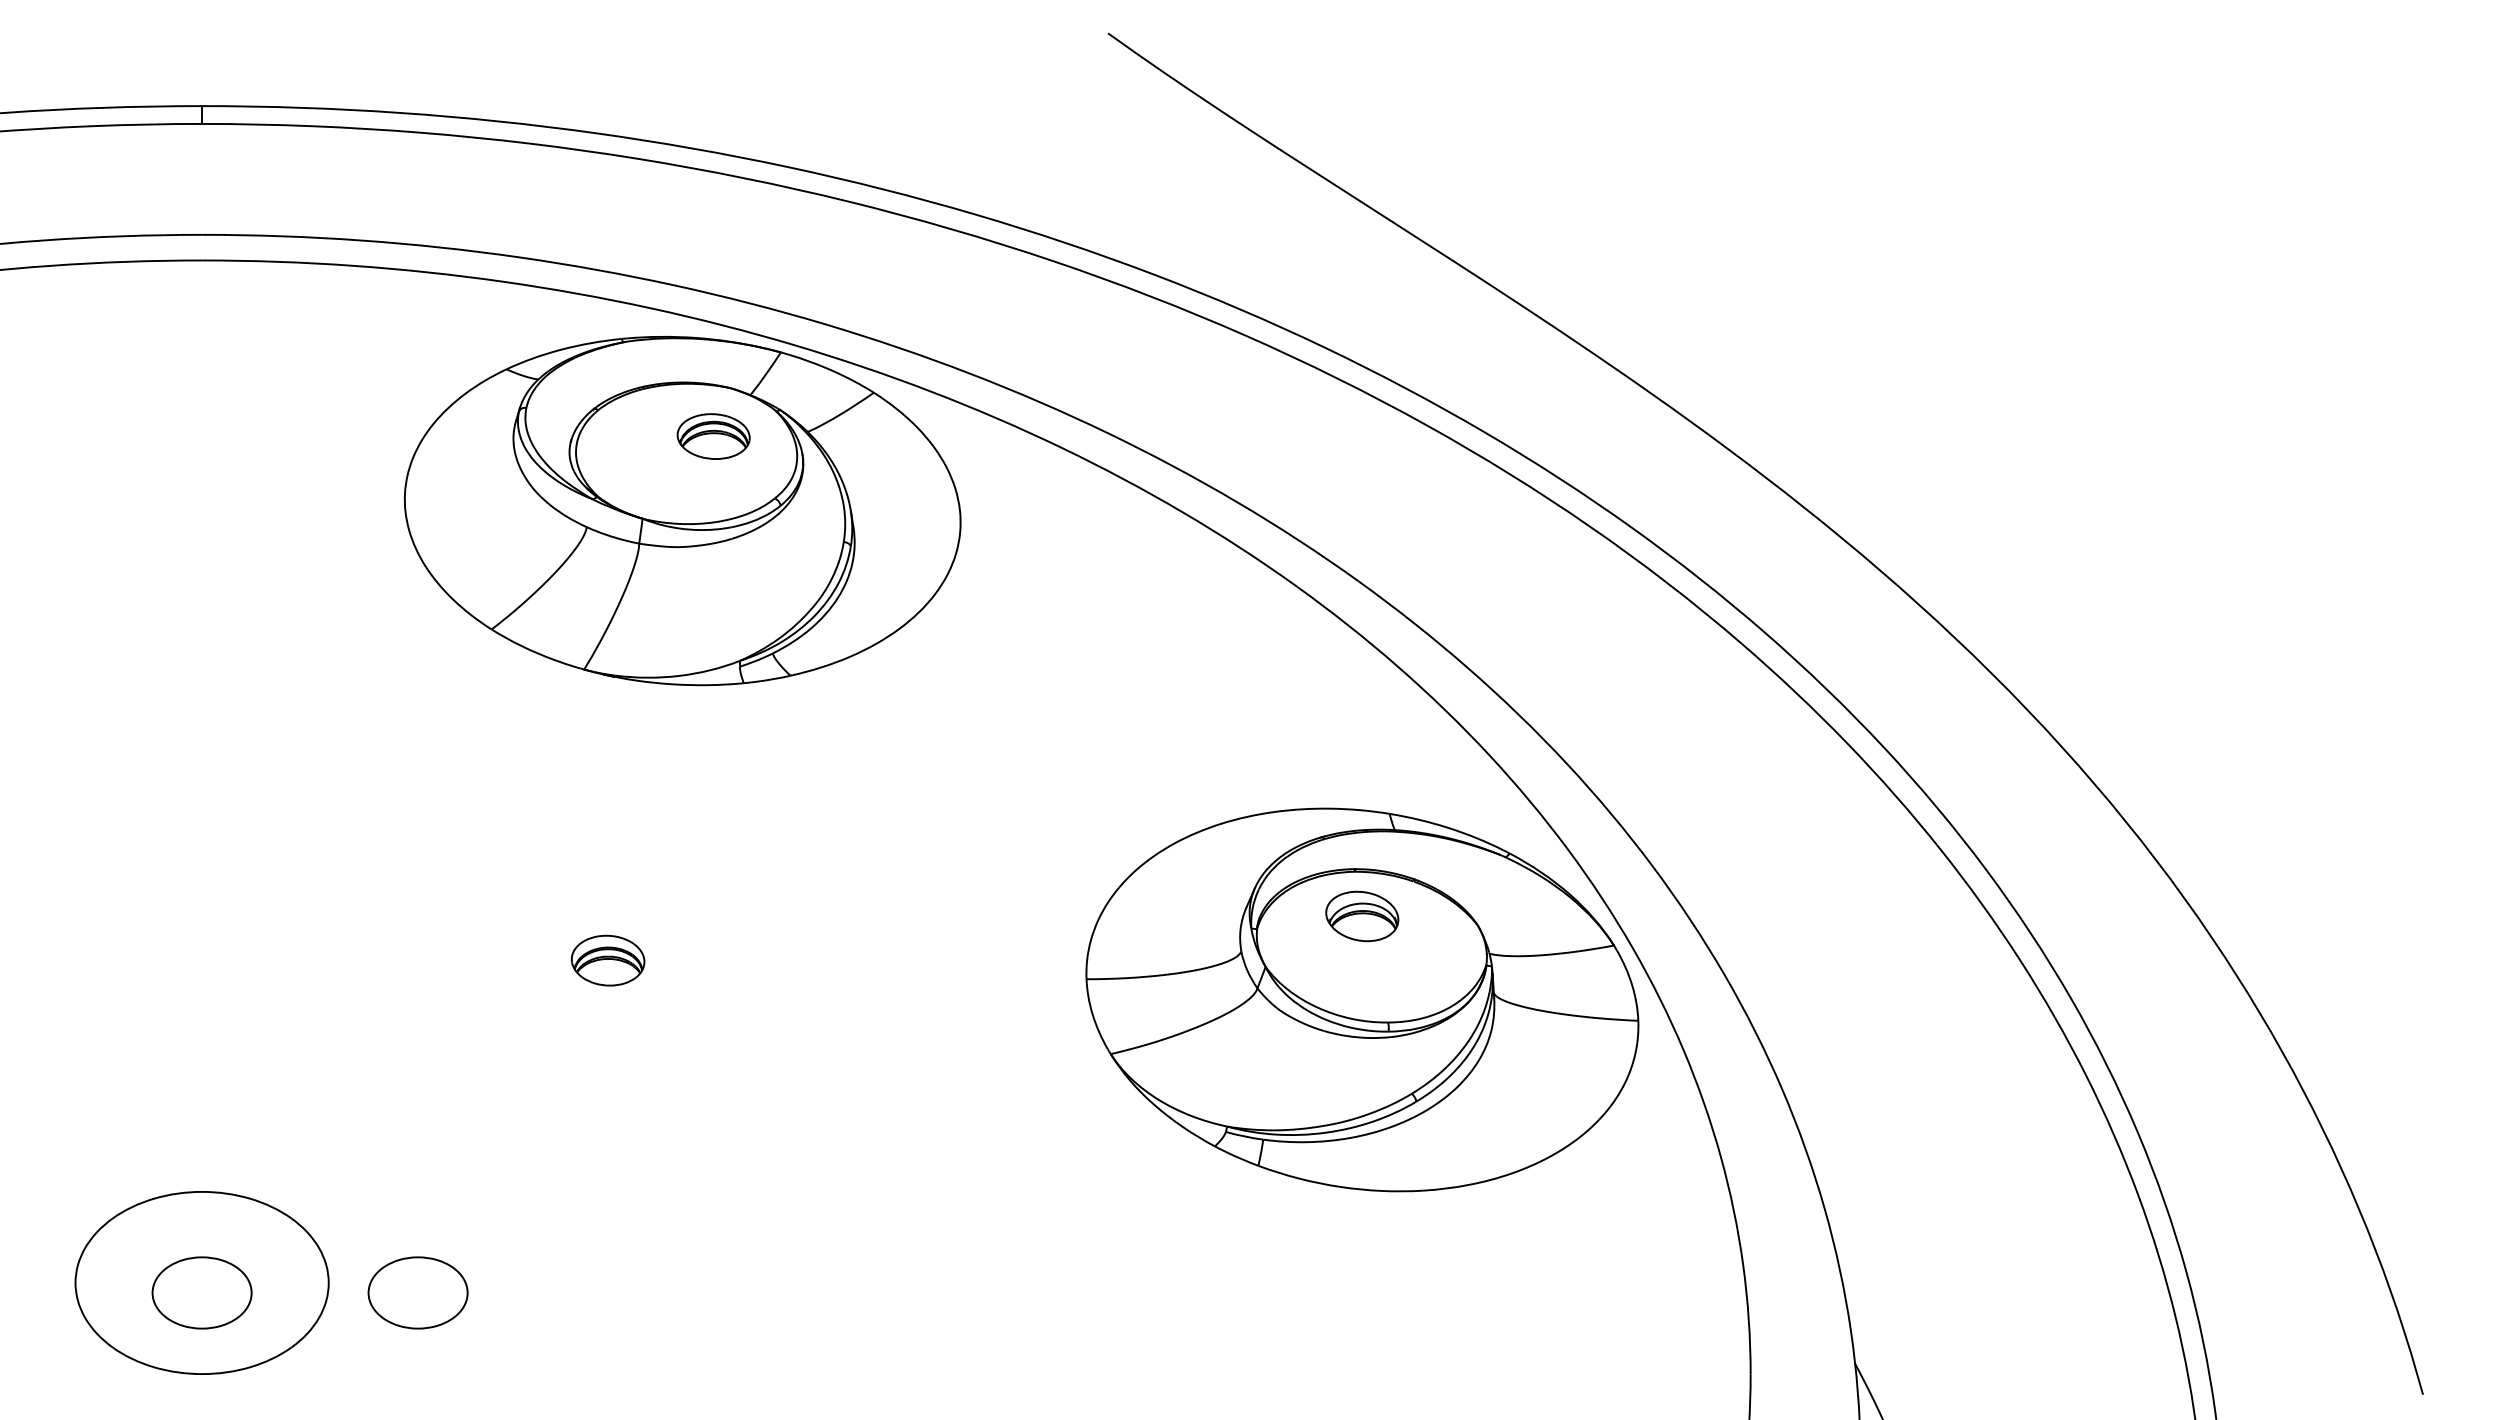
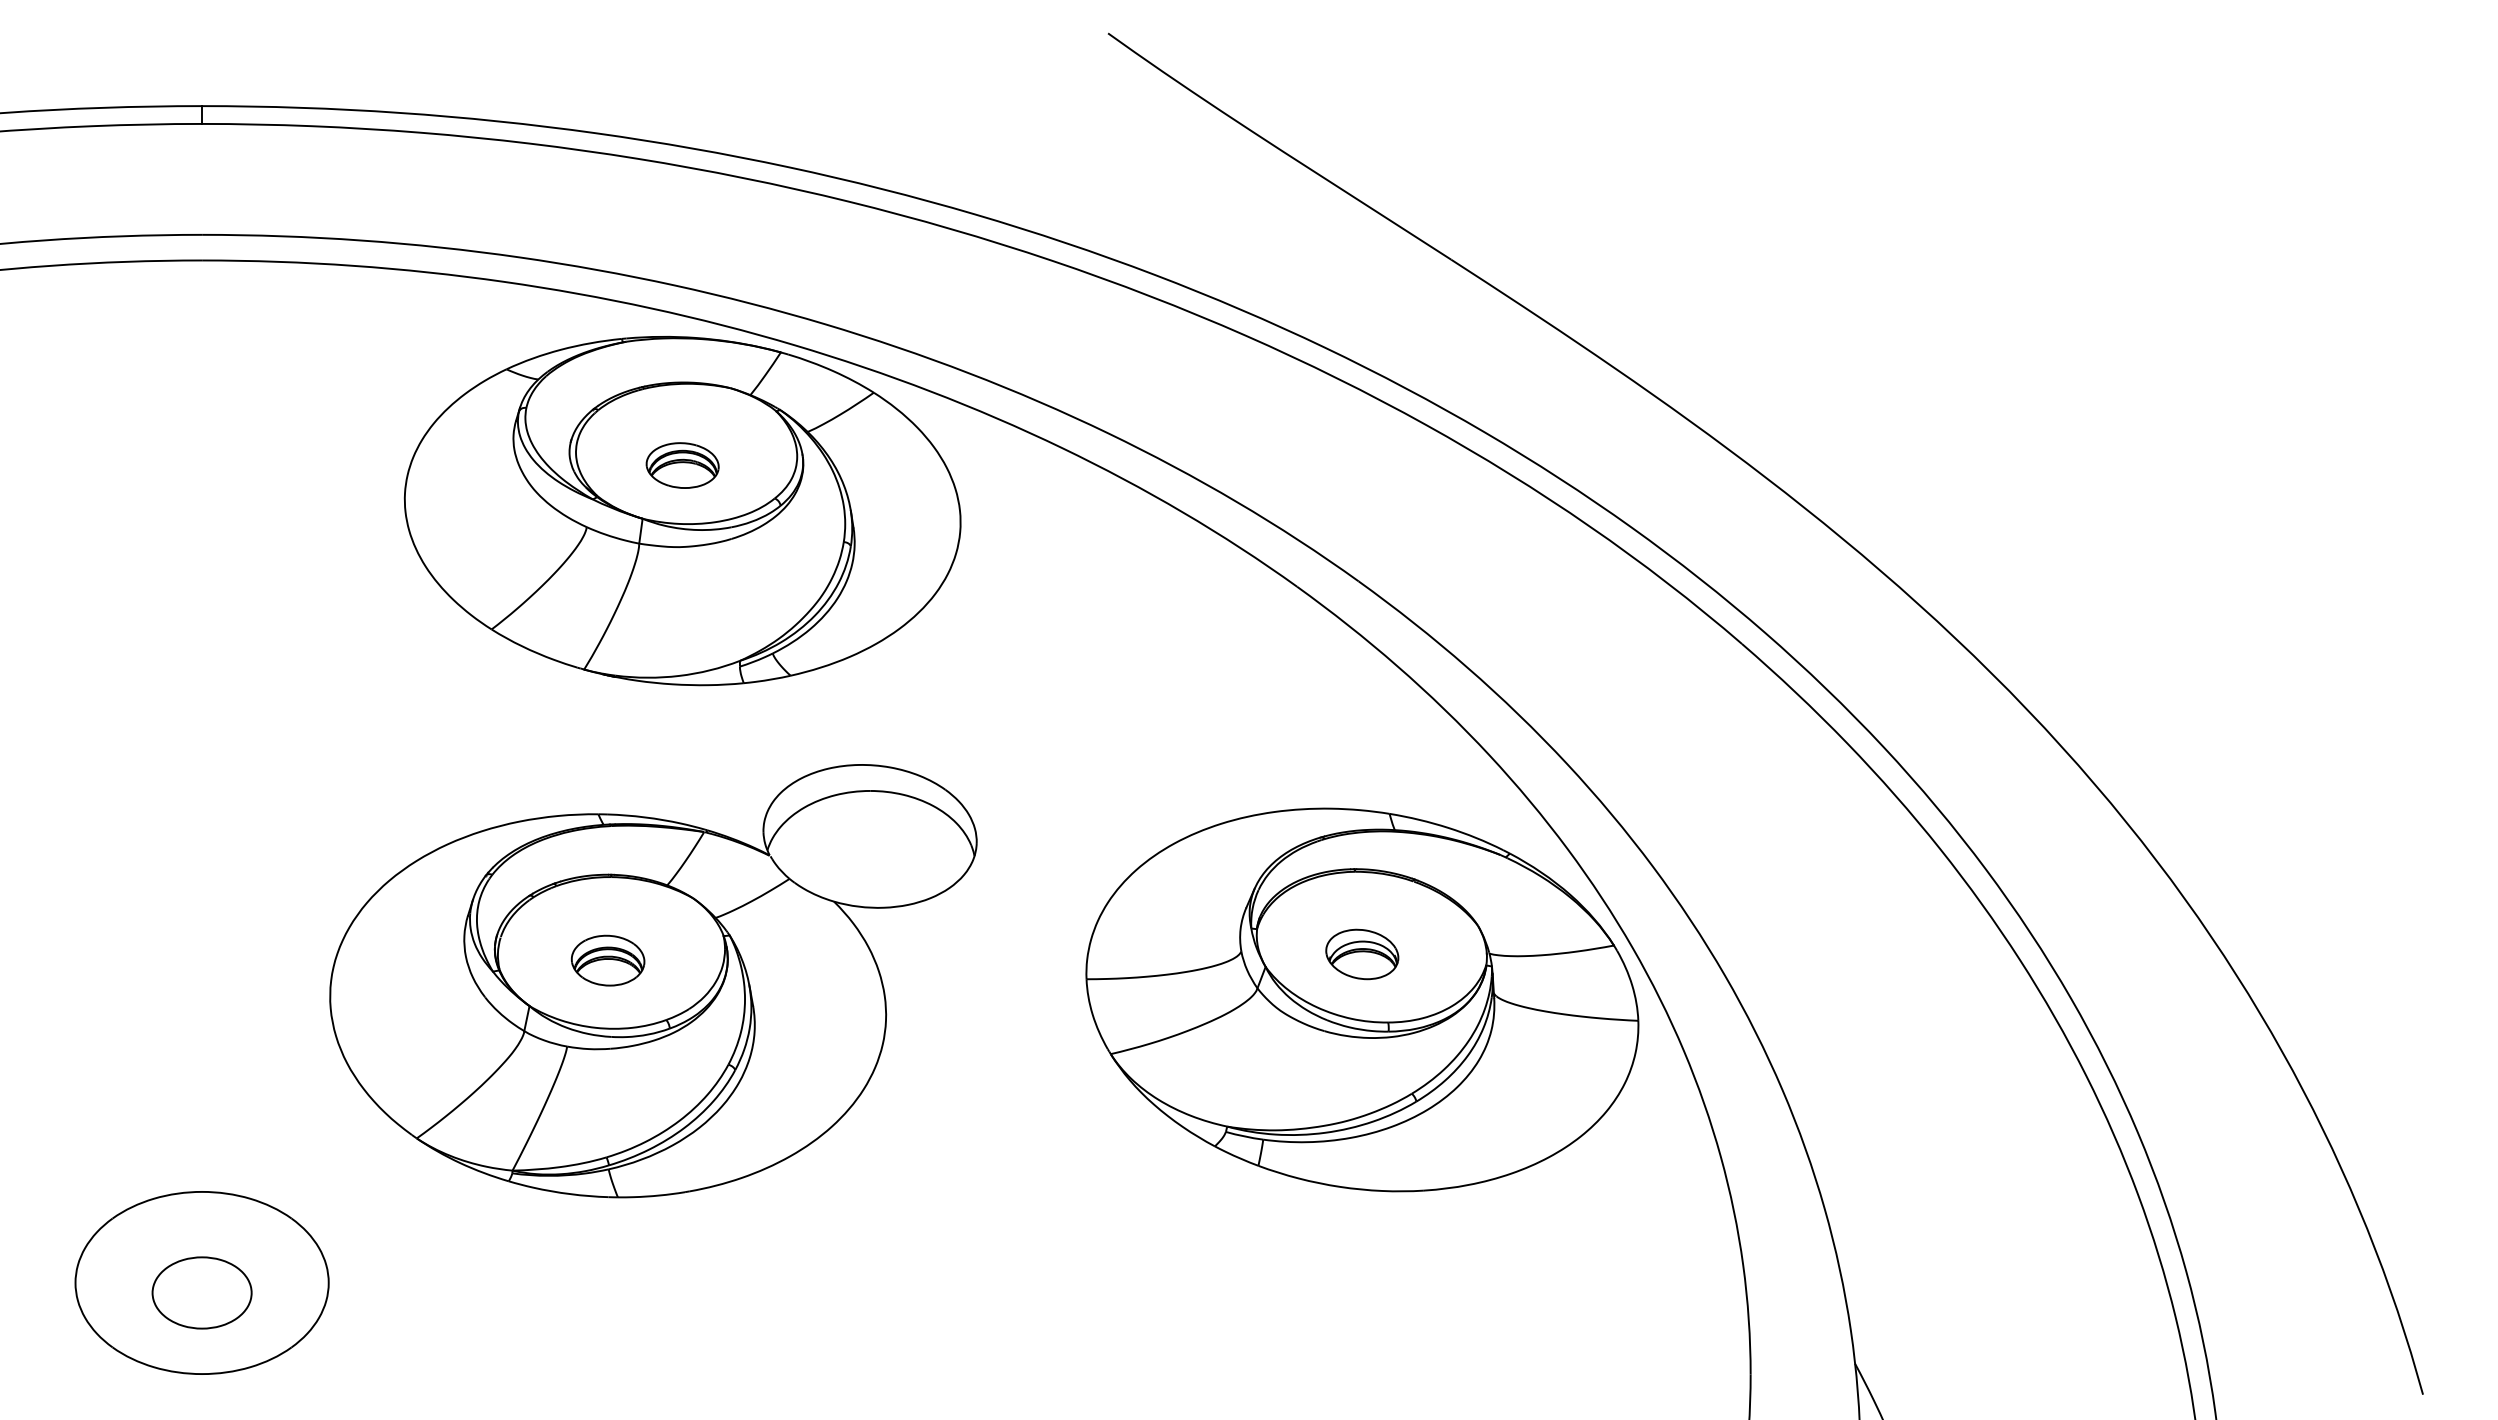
part position: (713, 436) -> (682, 465) (682, 465)
part position: (1362, 916) -> (1362, 954) (1362, 954)
part: none -> present (653, 981)
part: present -> none (417, 1292)
